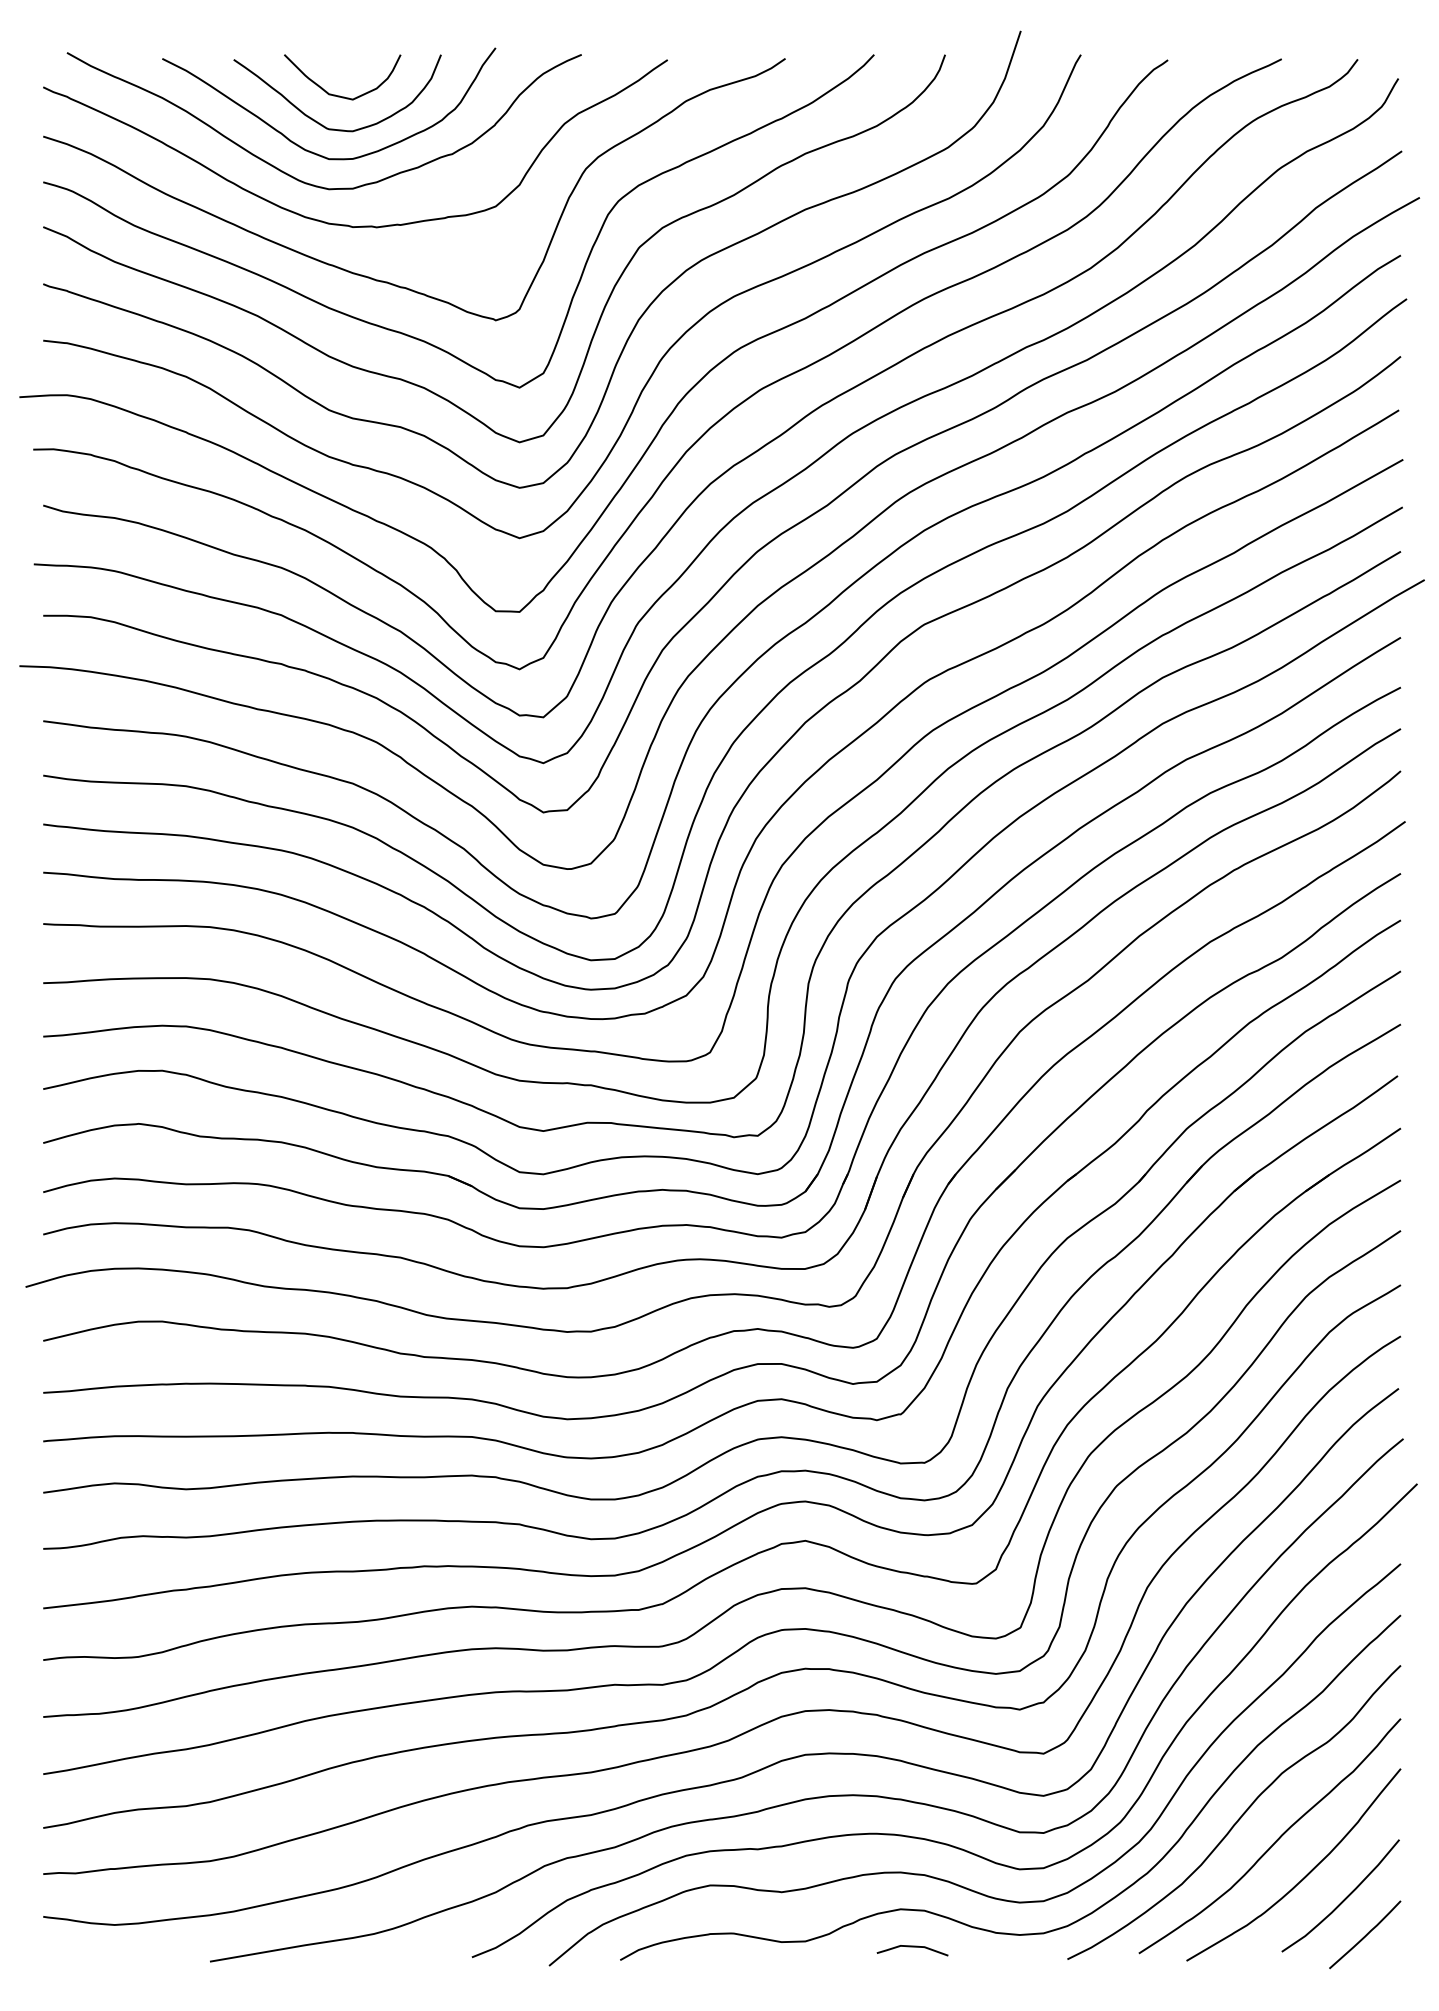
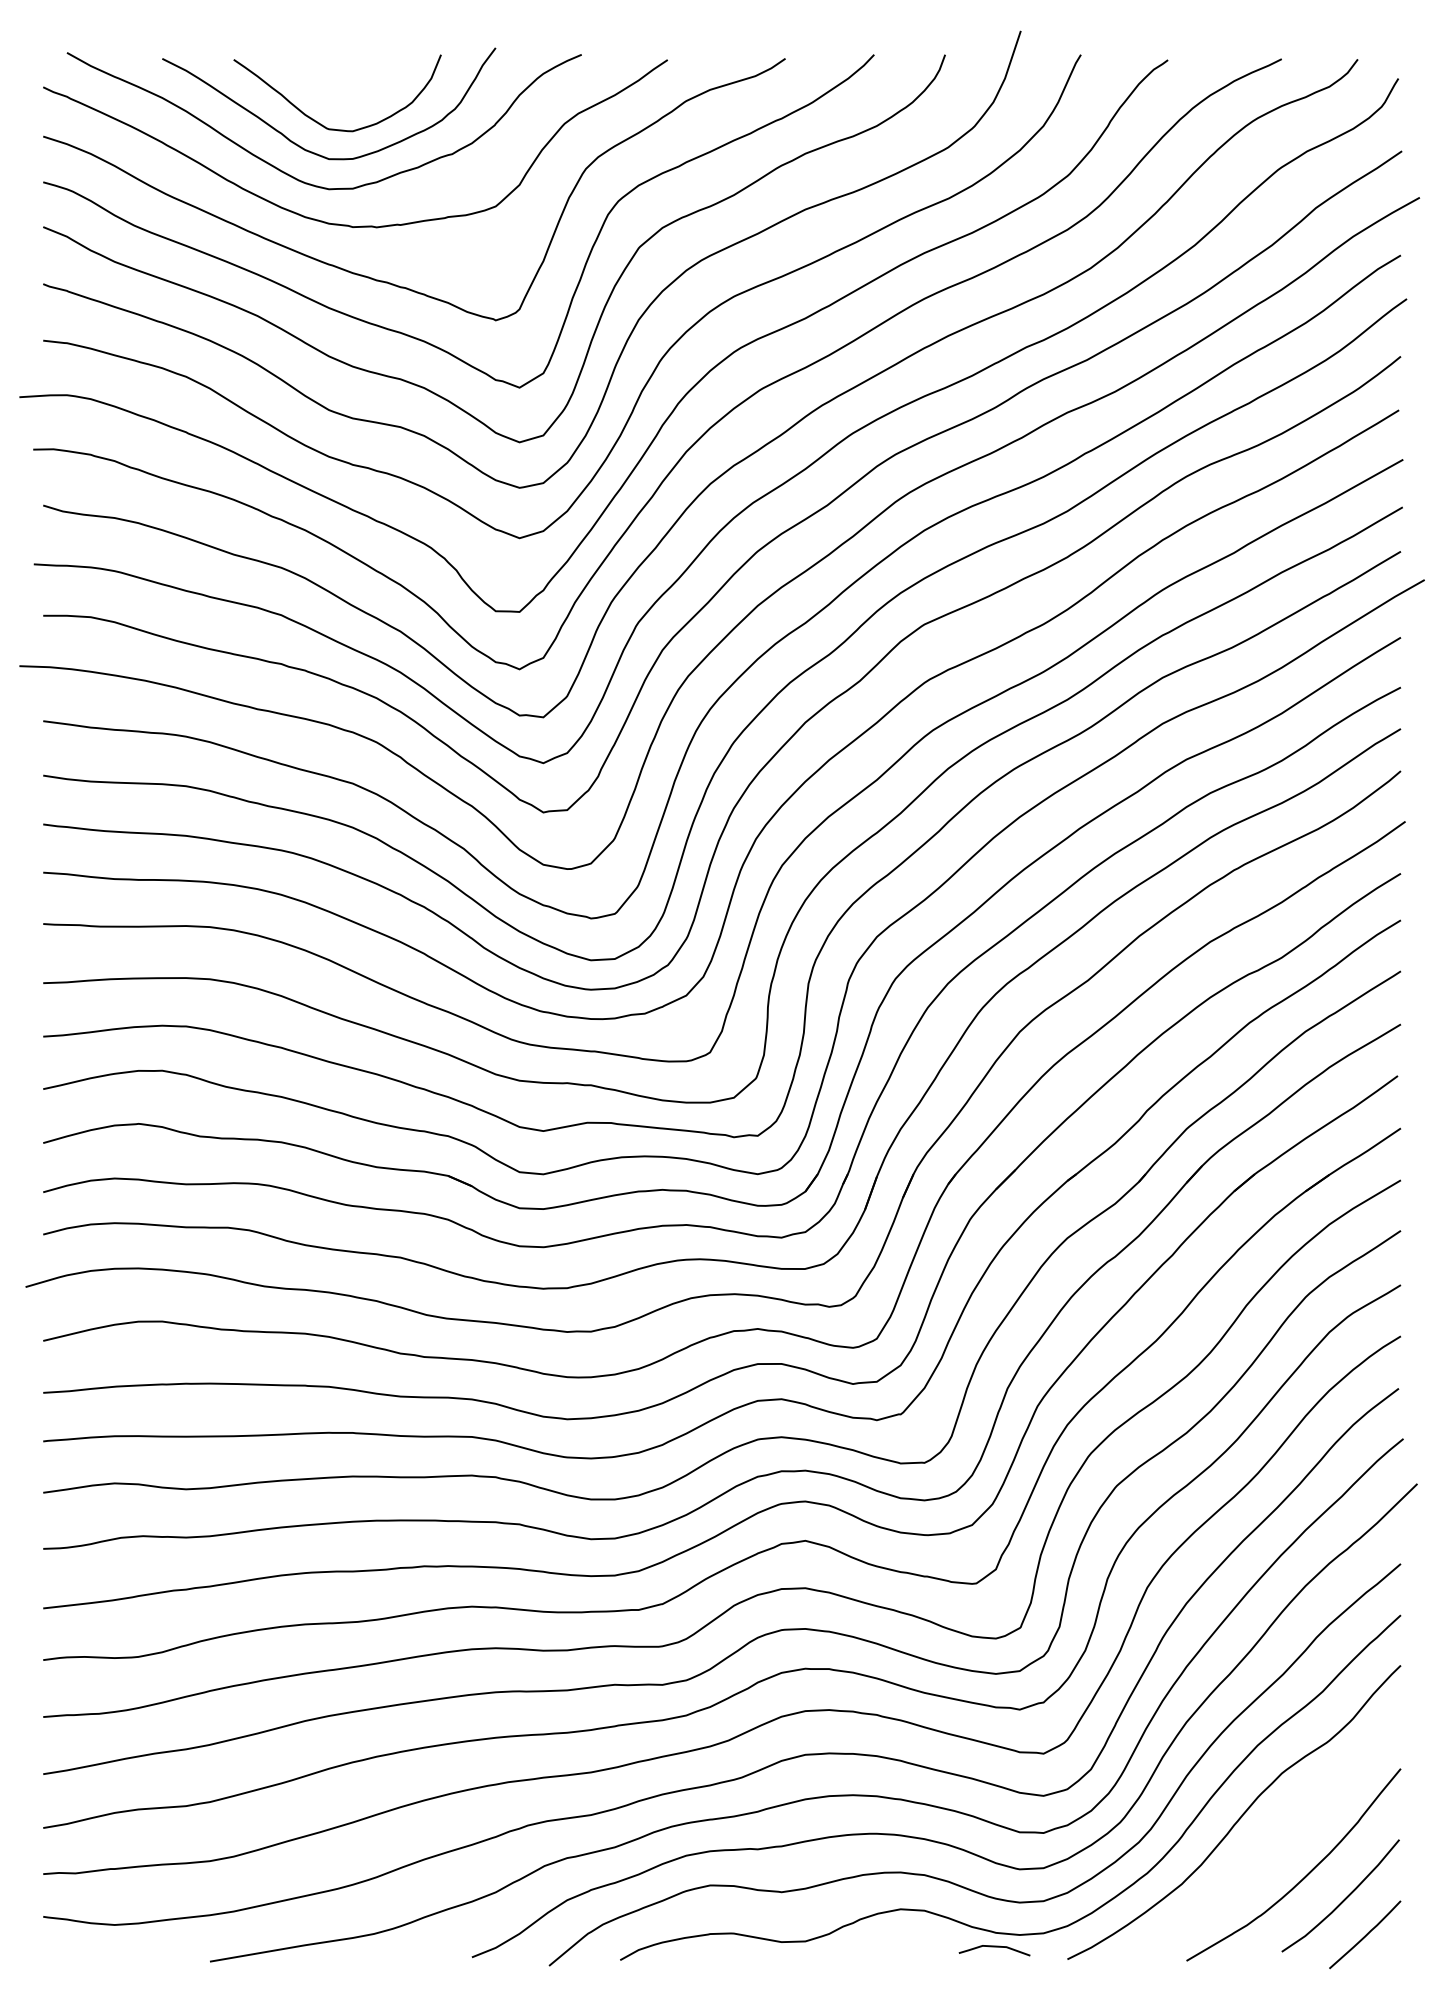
curve: present -> none (340, 95)
curve: present -> none (1275, 1840)
line position: (912, 1947) -> (994, 1947) (994, 1947)
